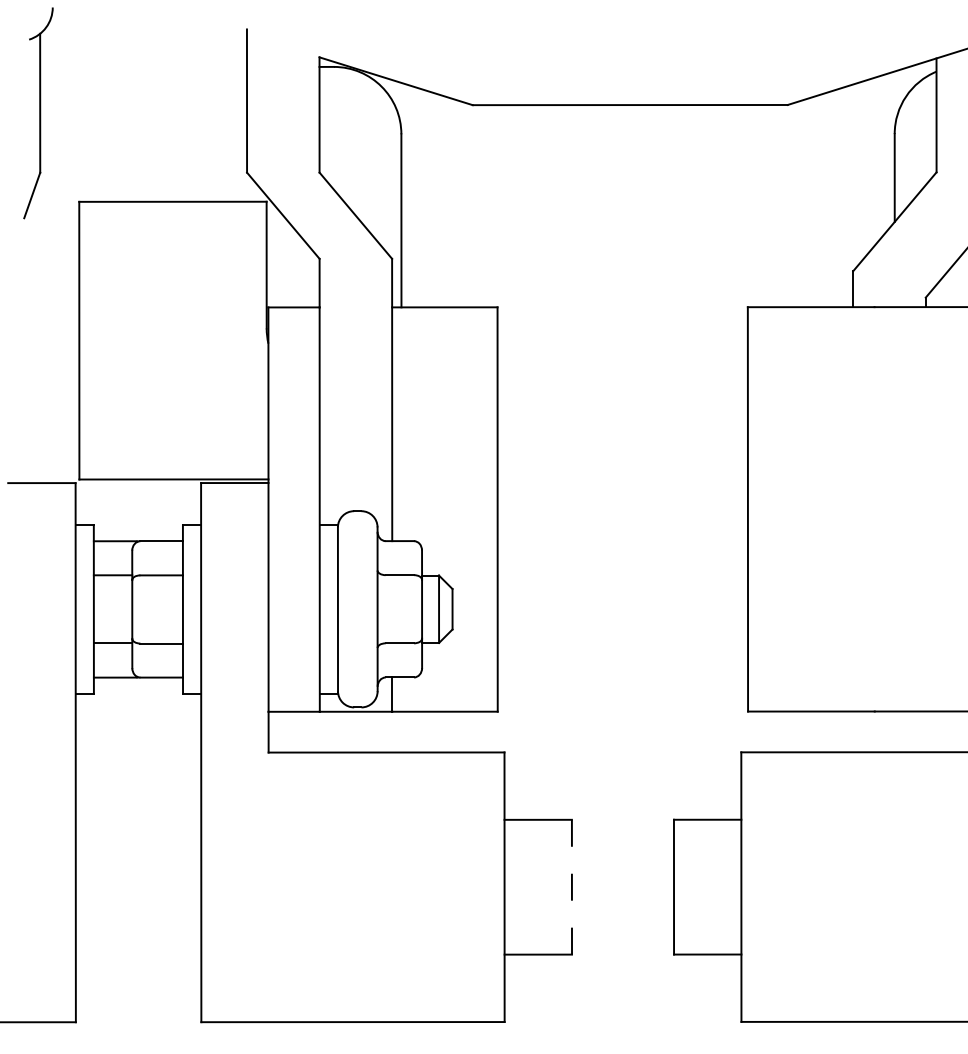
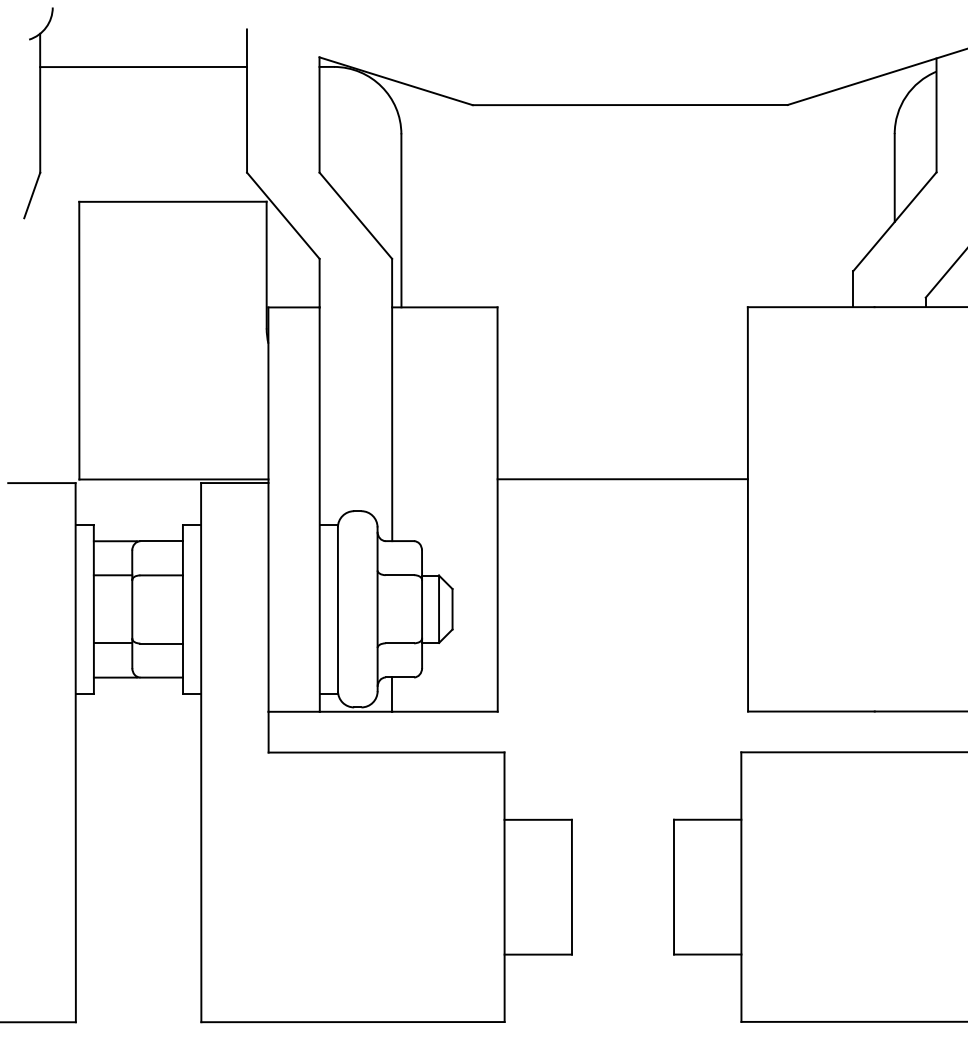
line: none -> present (143, 66)
line: none -> present (622, 479)
line: dashed -> solid (571, 887)
